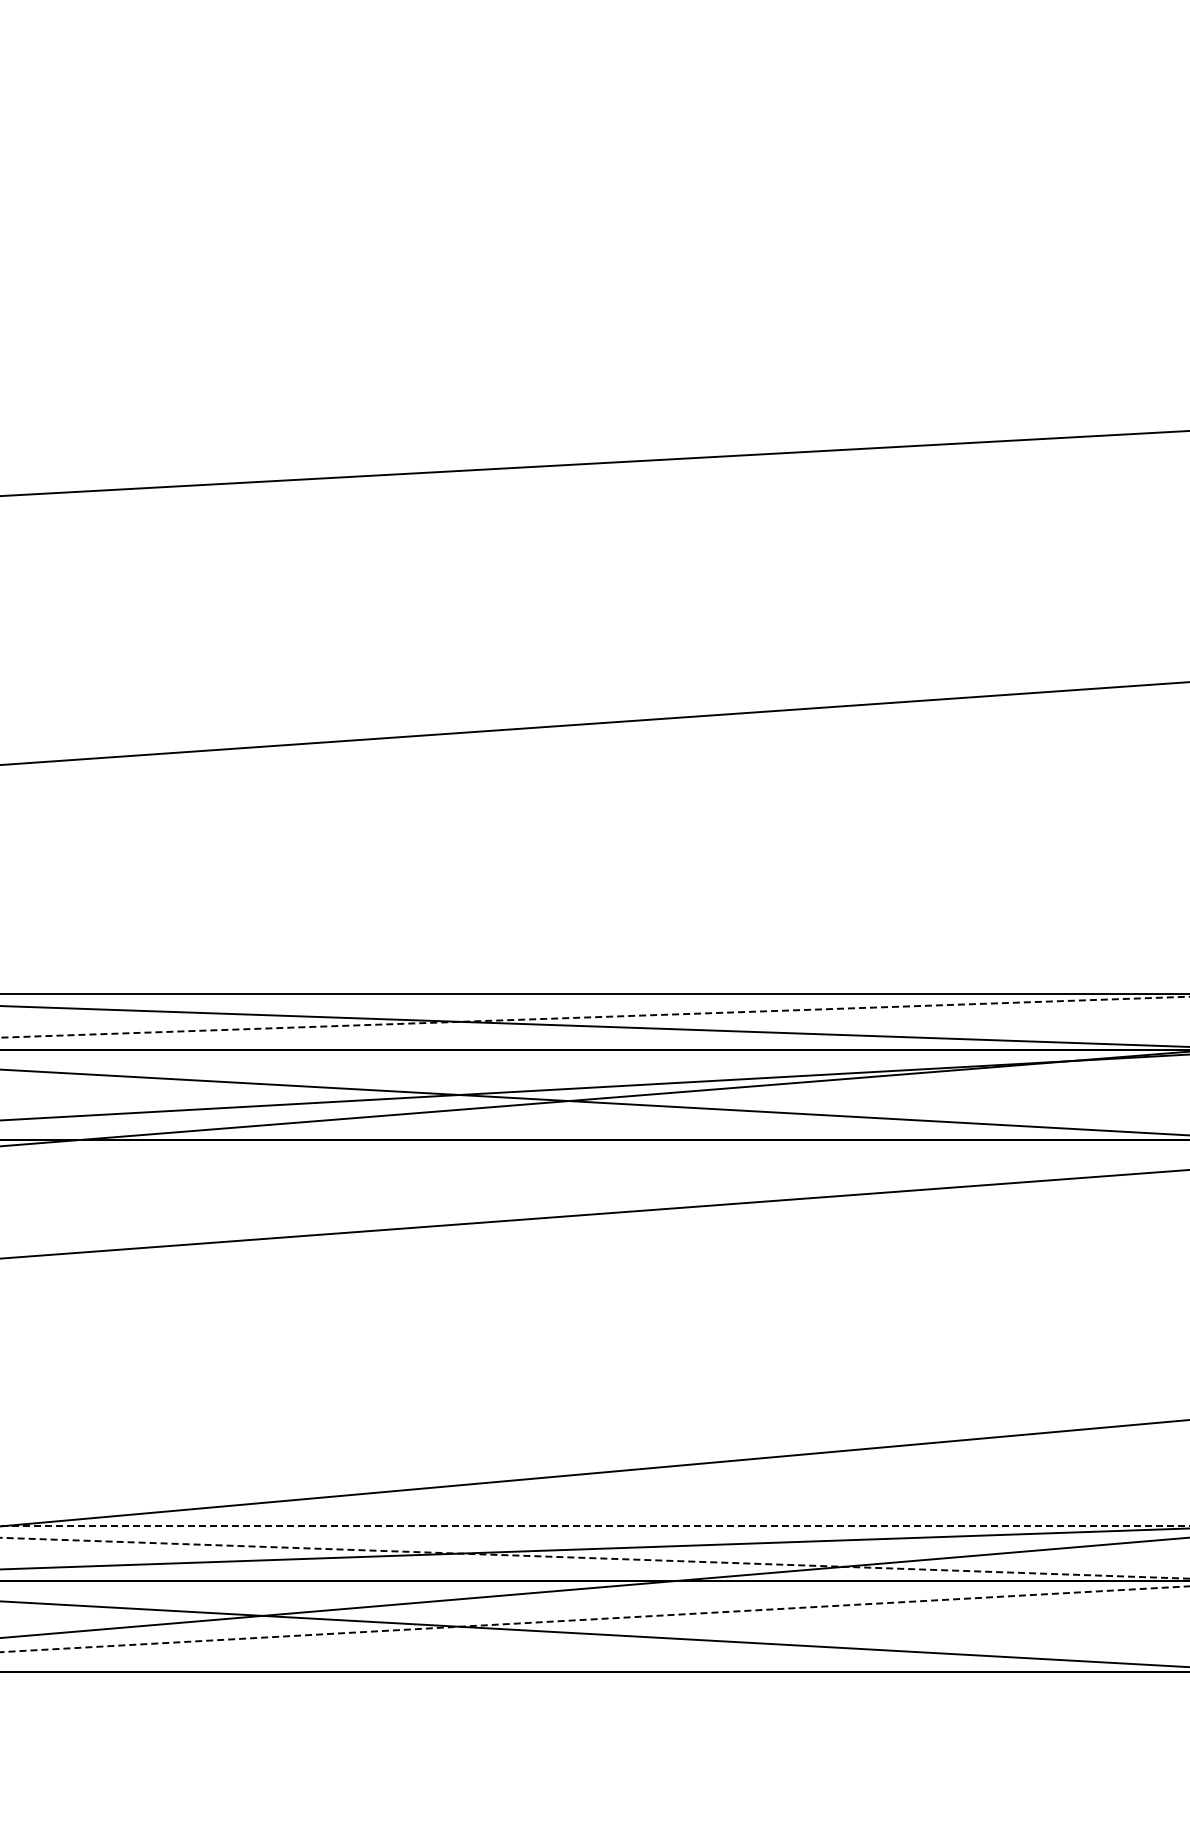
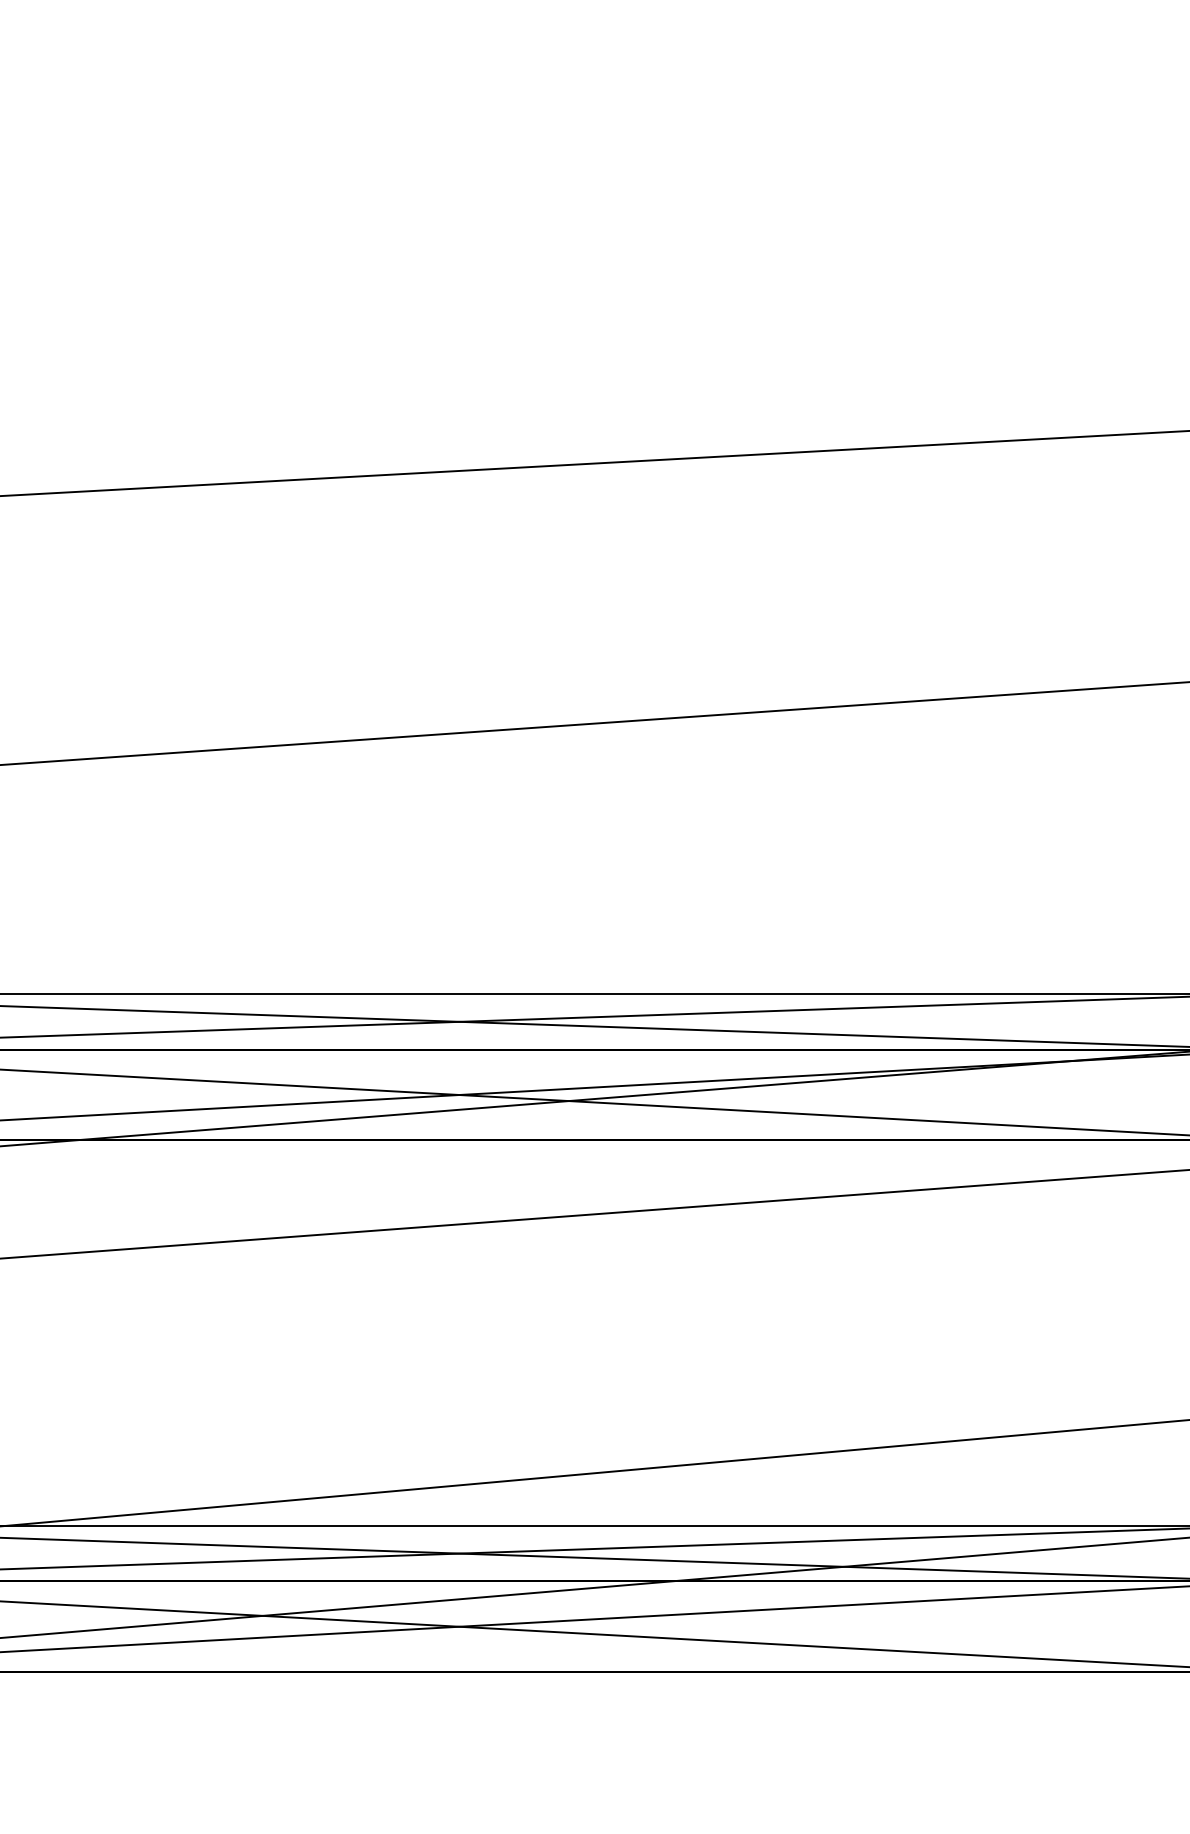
line: dashed -> solid (594, 1017)
line: dashed -> solid (594, 1525)
line: dashed -> solid (594, 1558)
line: dashed -> solid (594, 1619)
